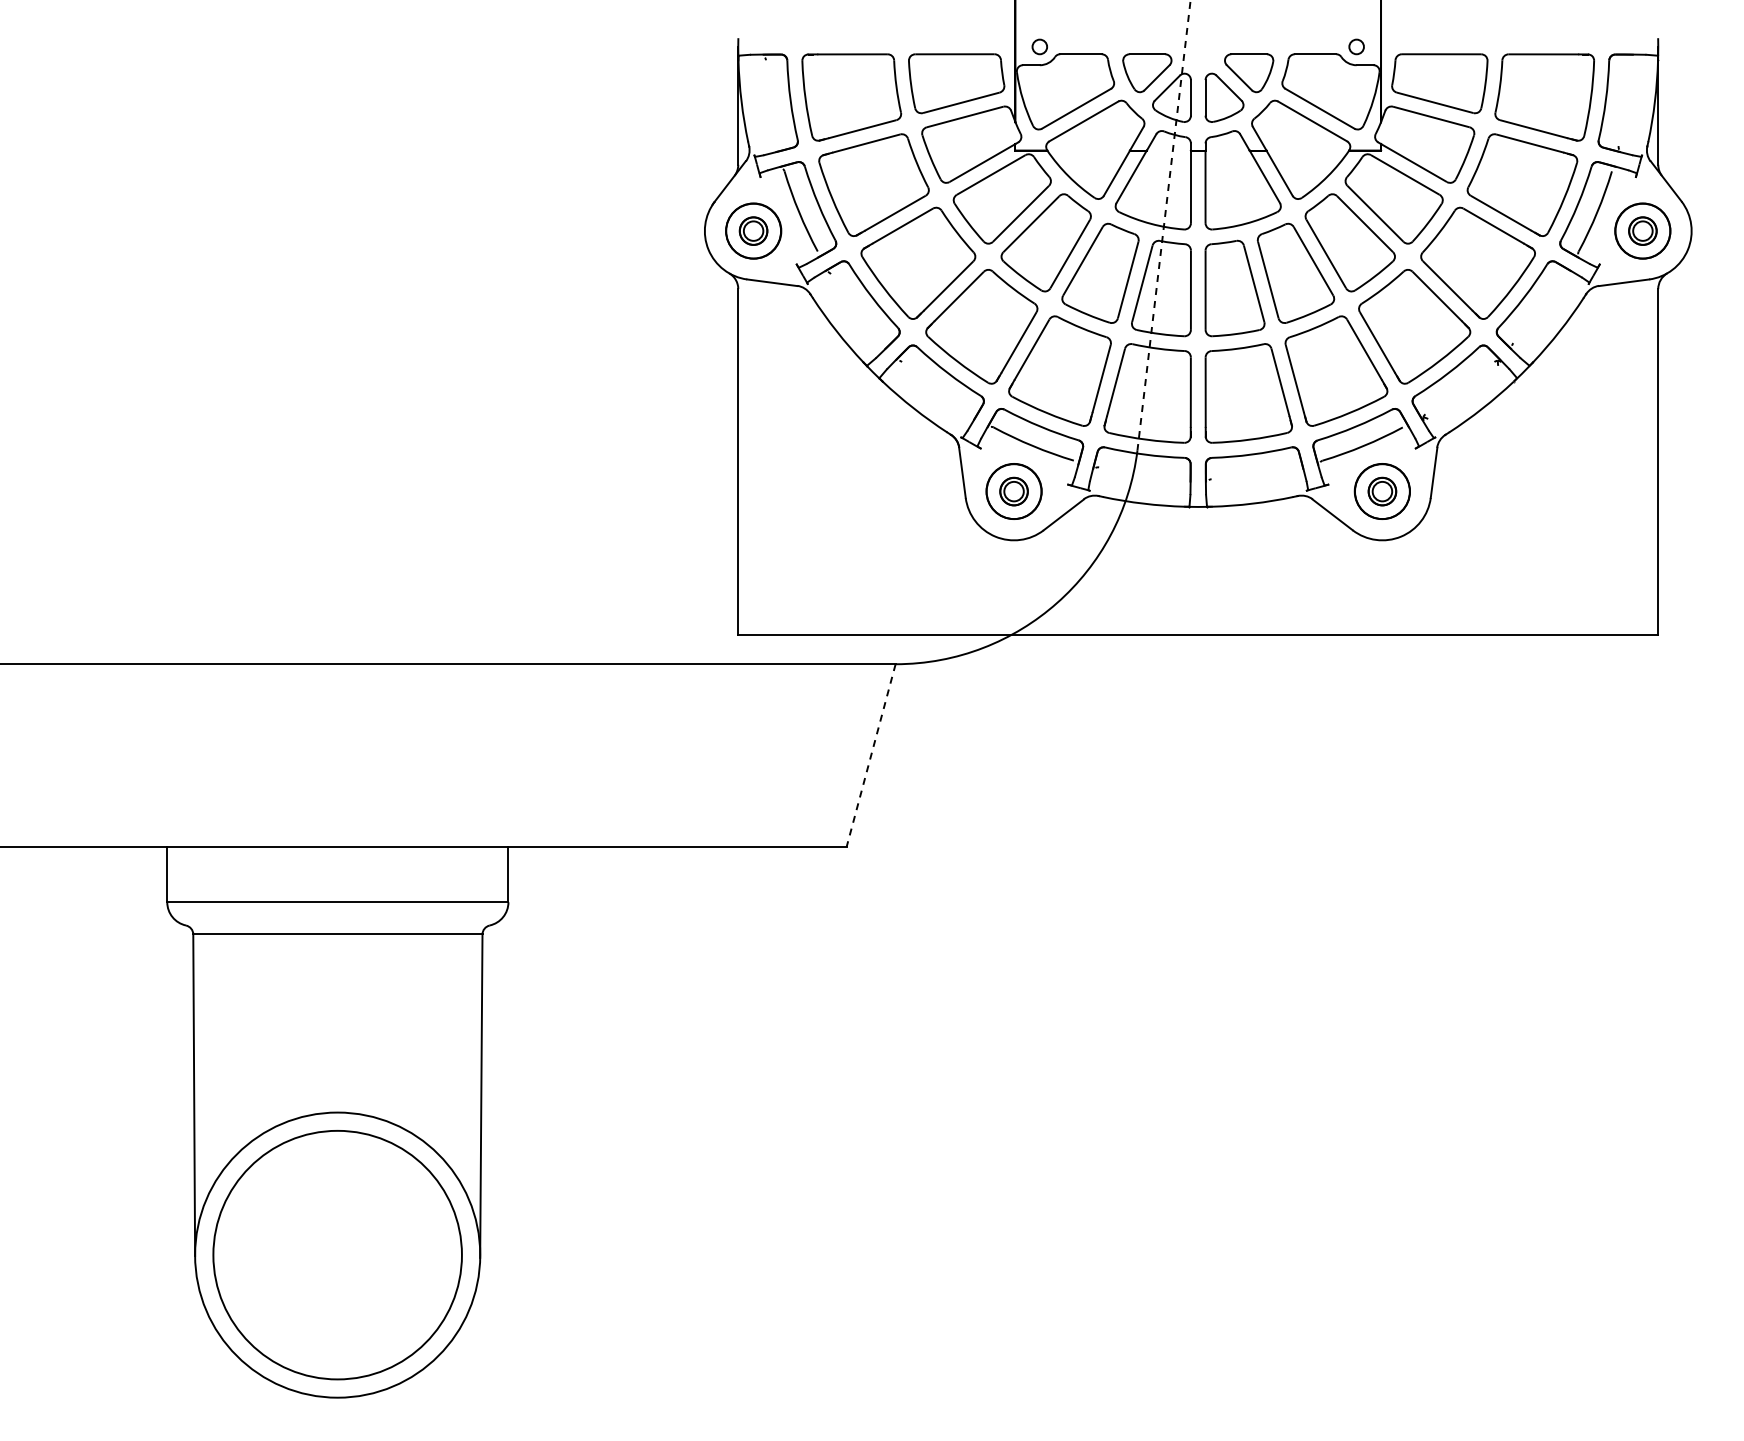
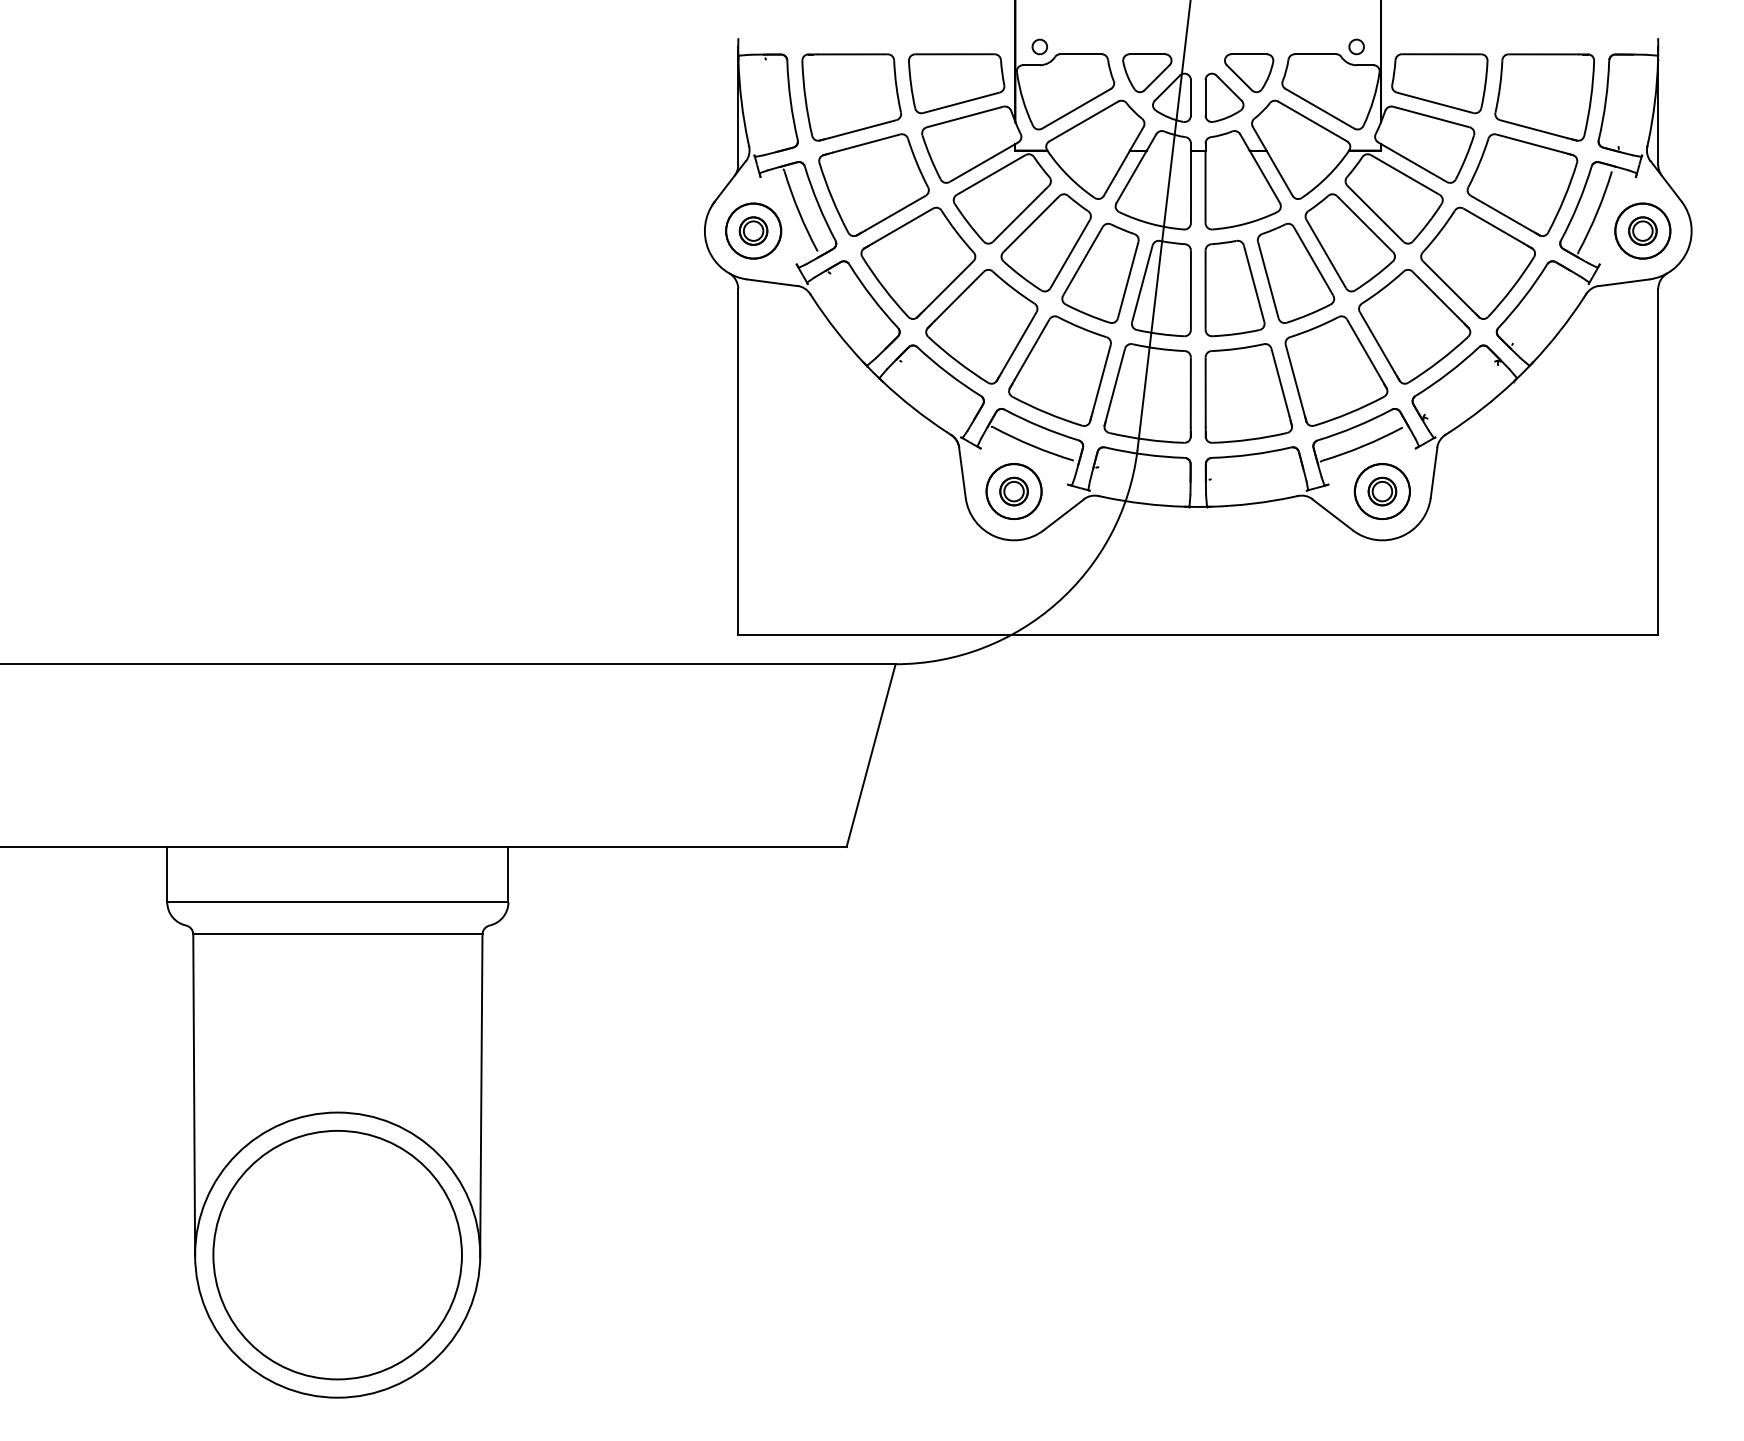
line: dashed -> solid (1163, 225)
line: dashed -> solid (871, 755)
